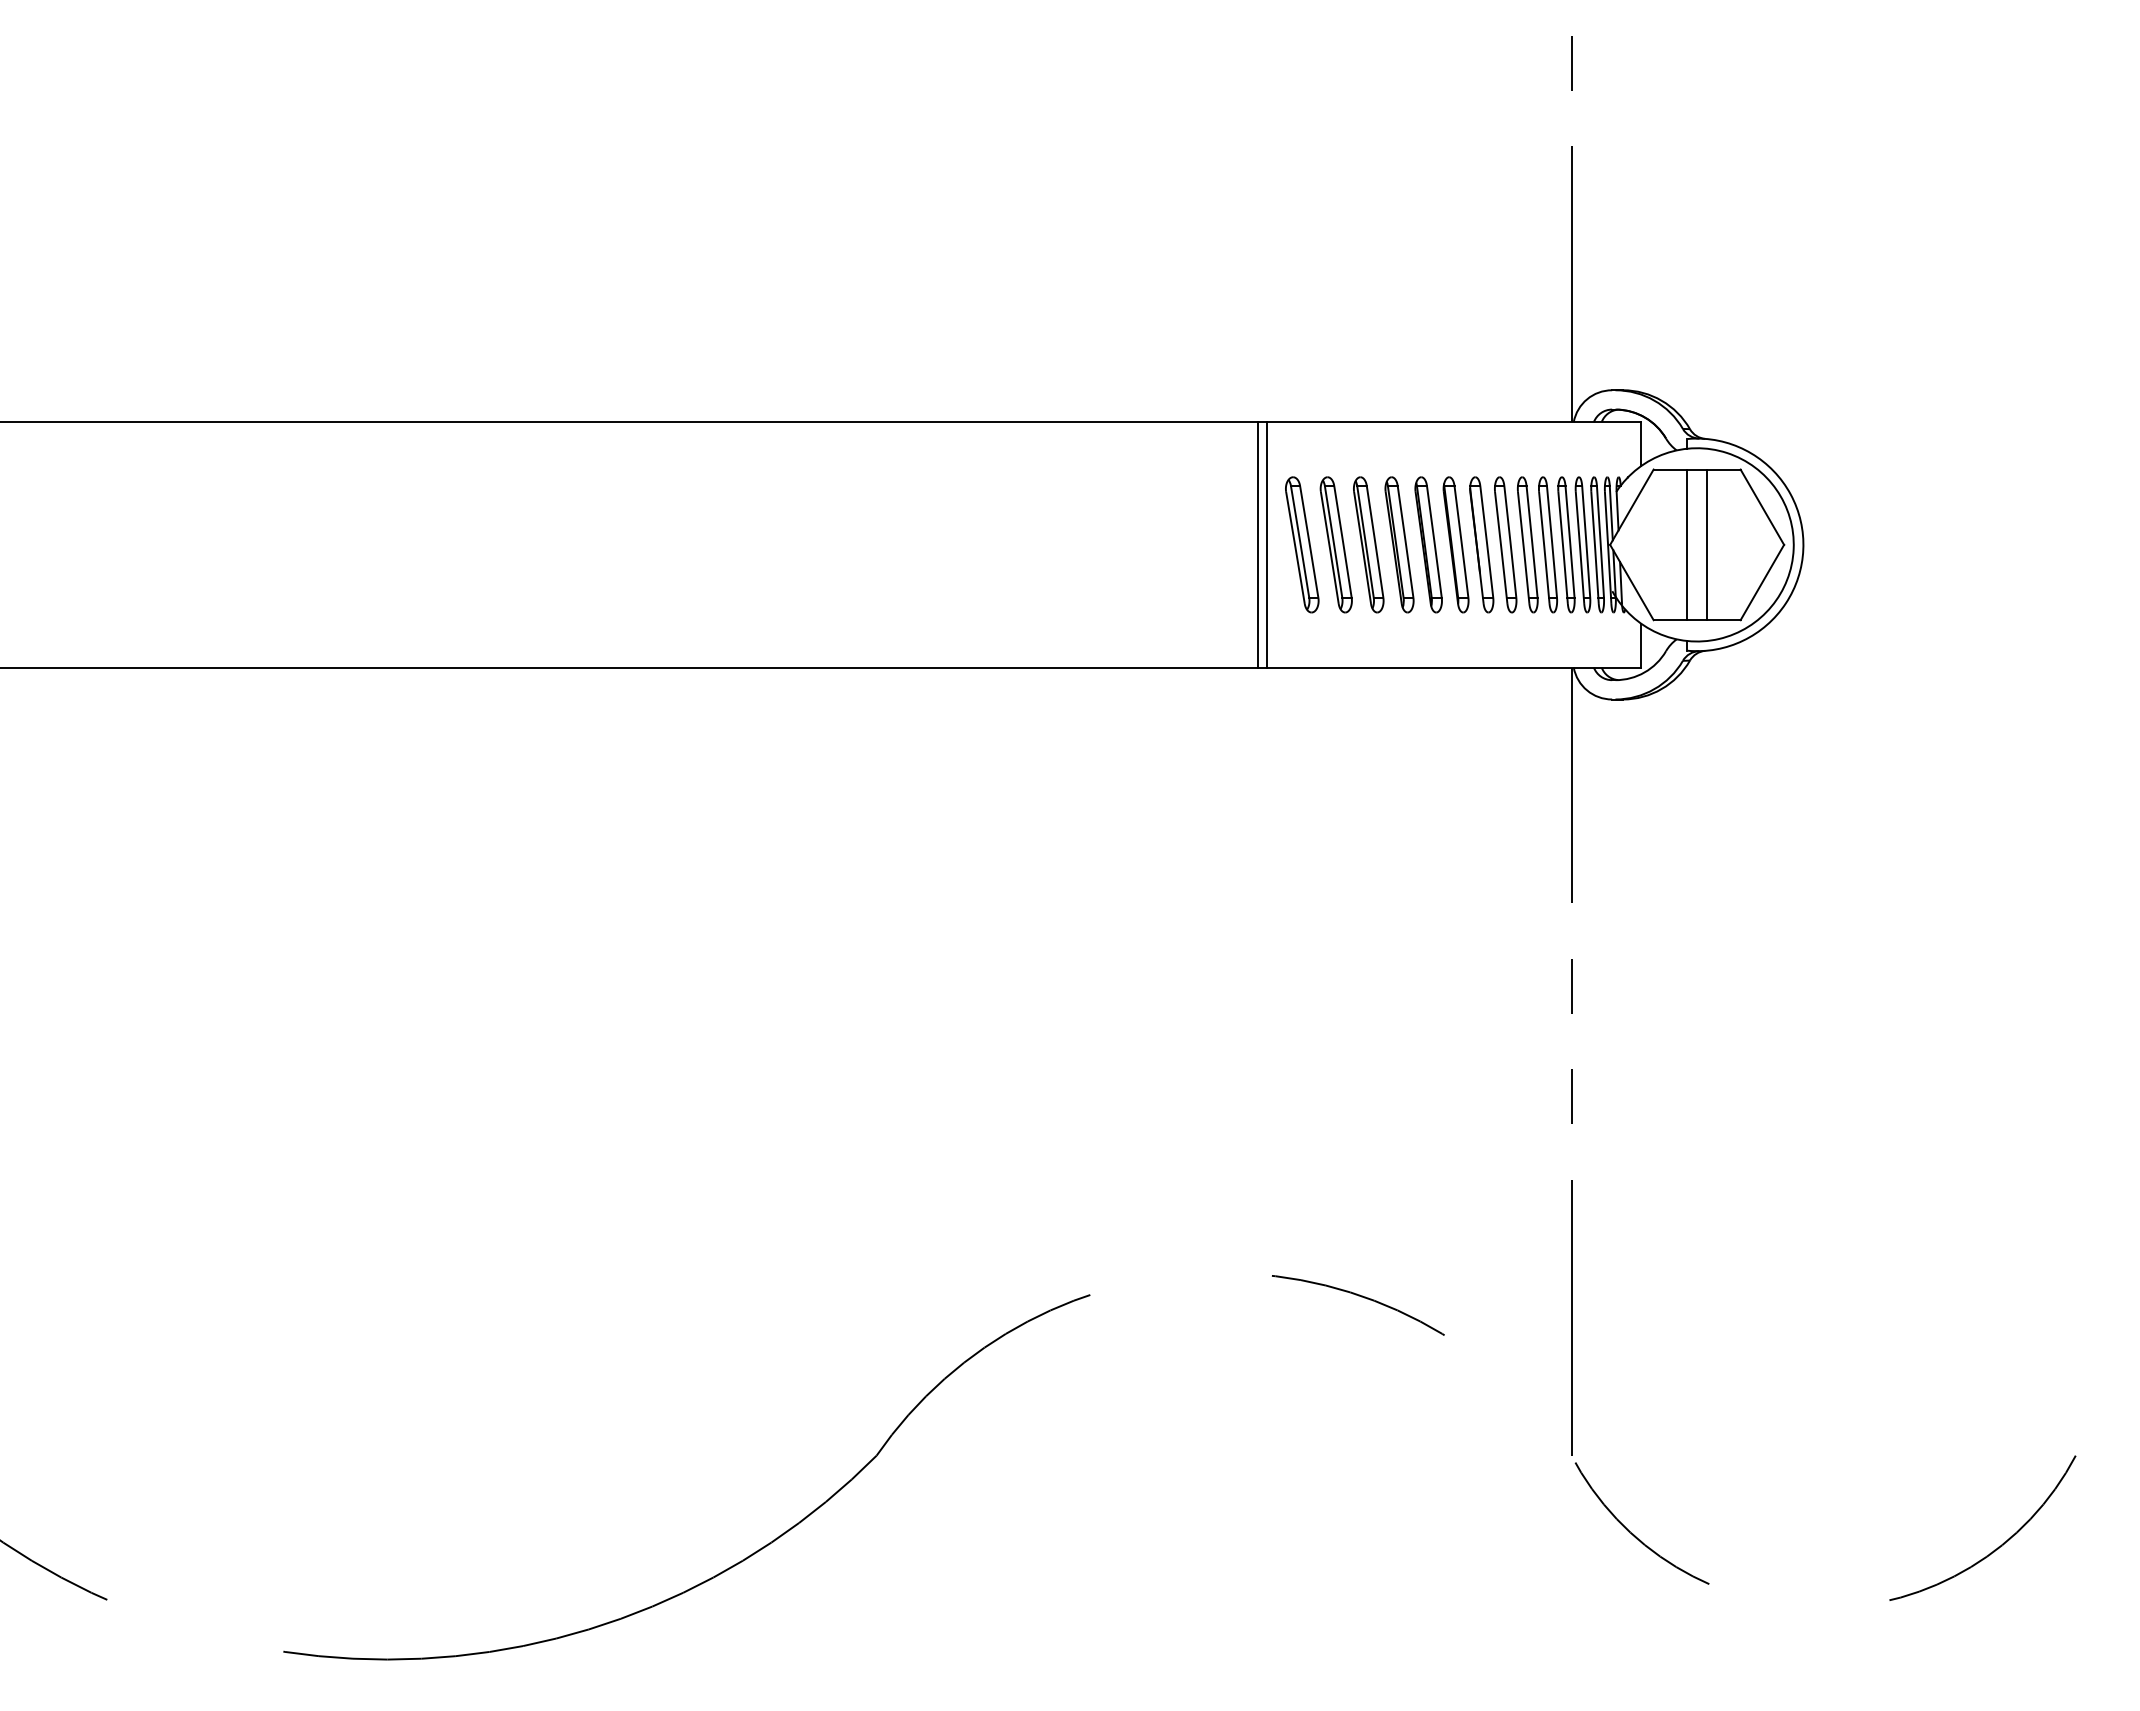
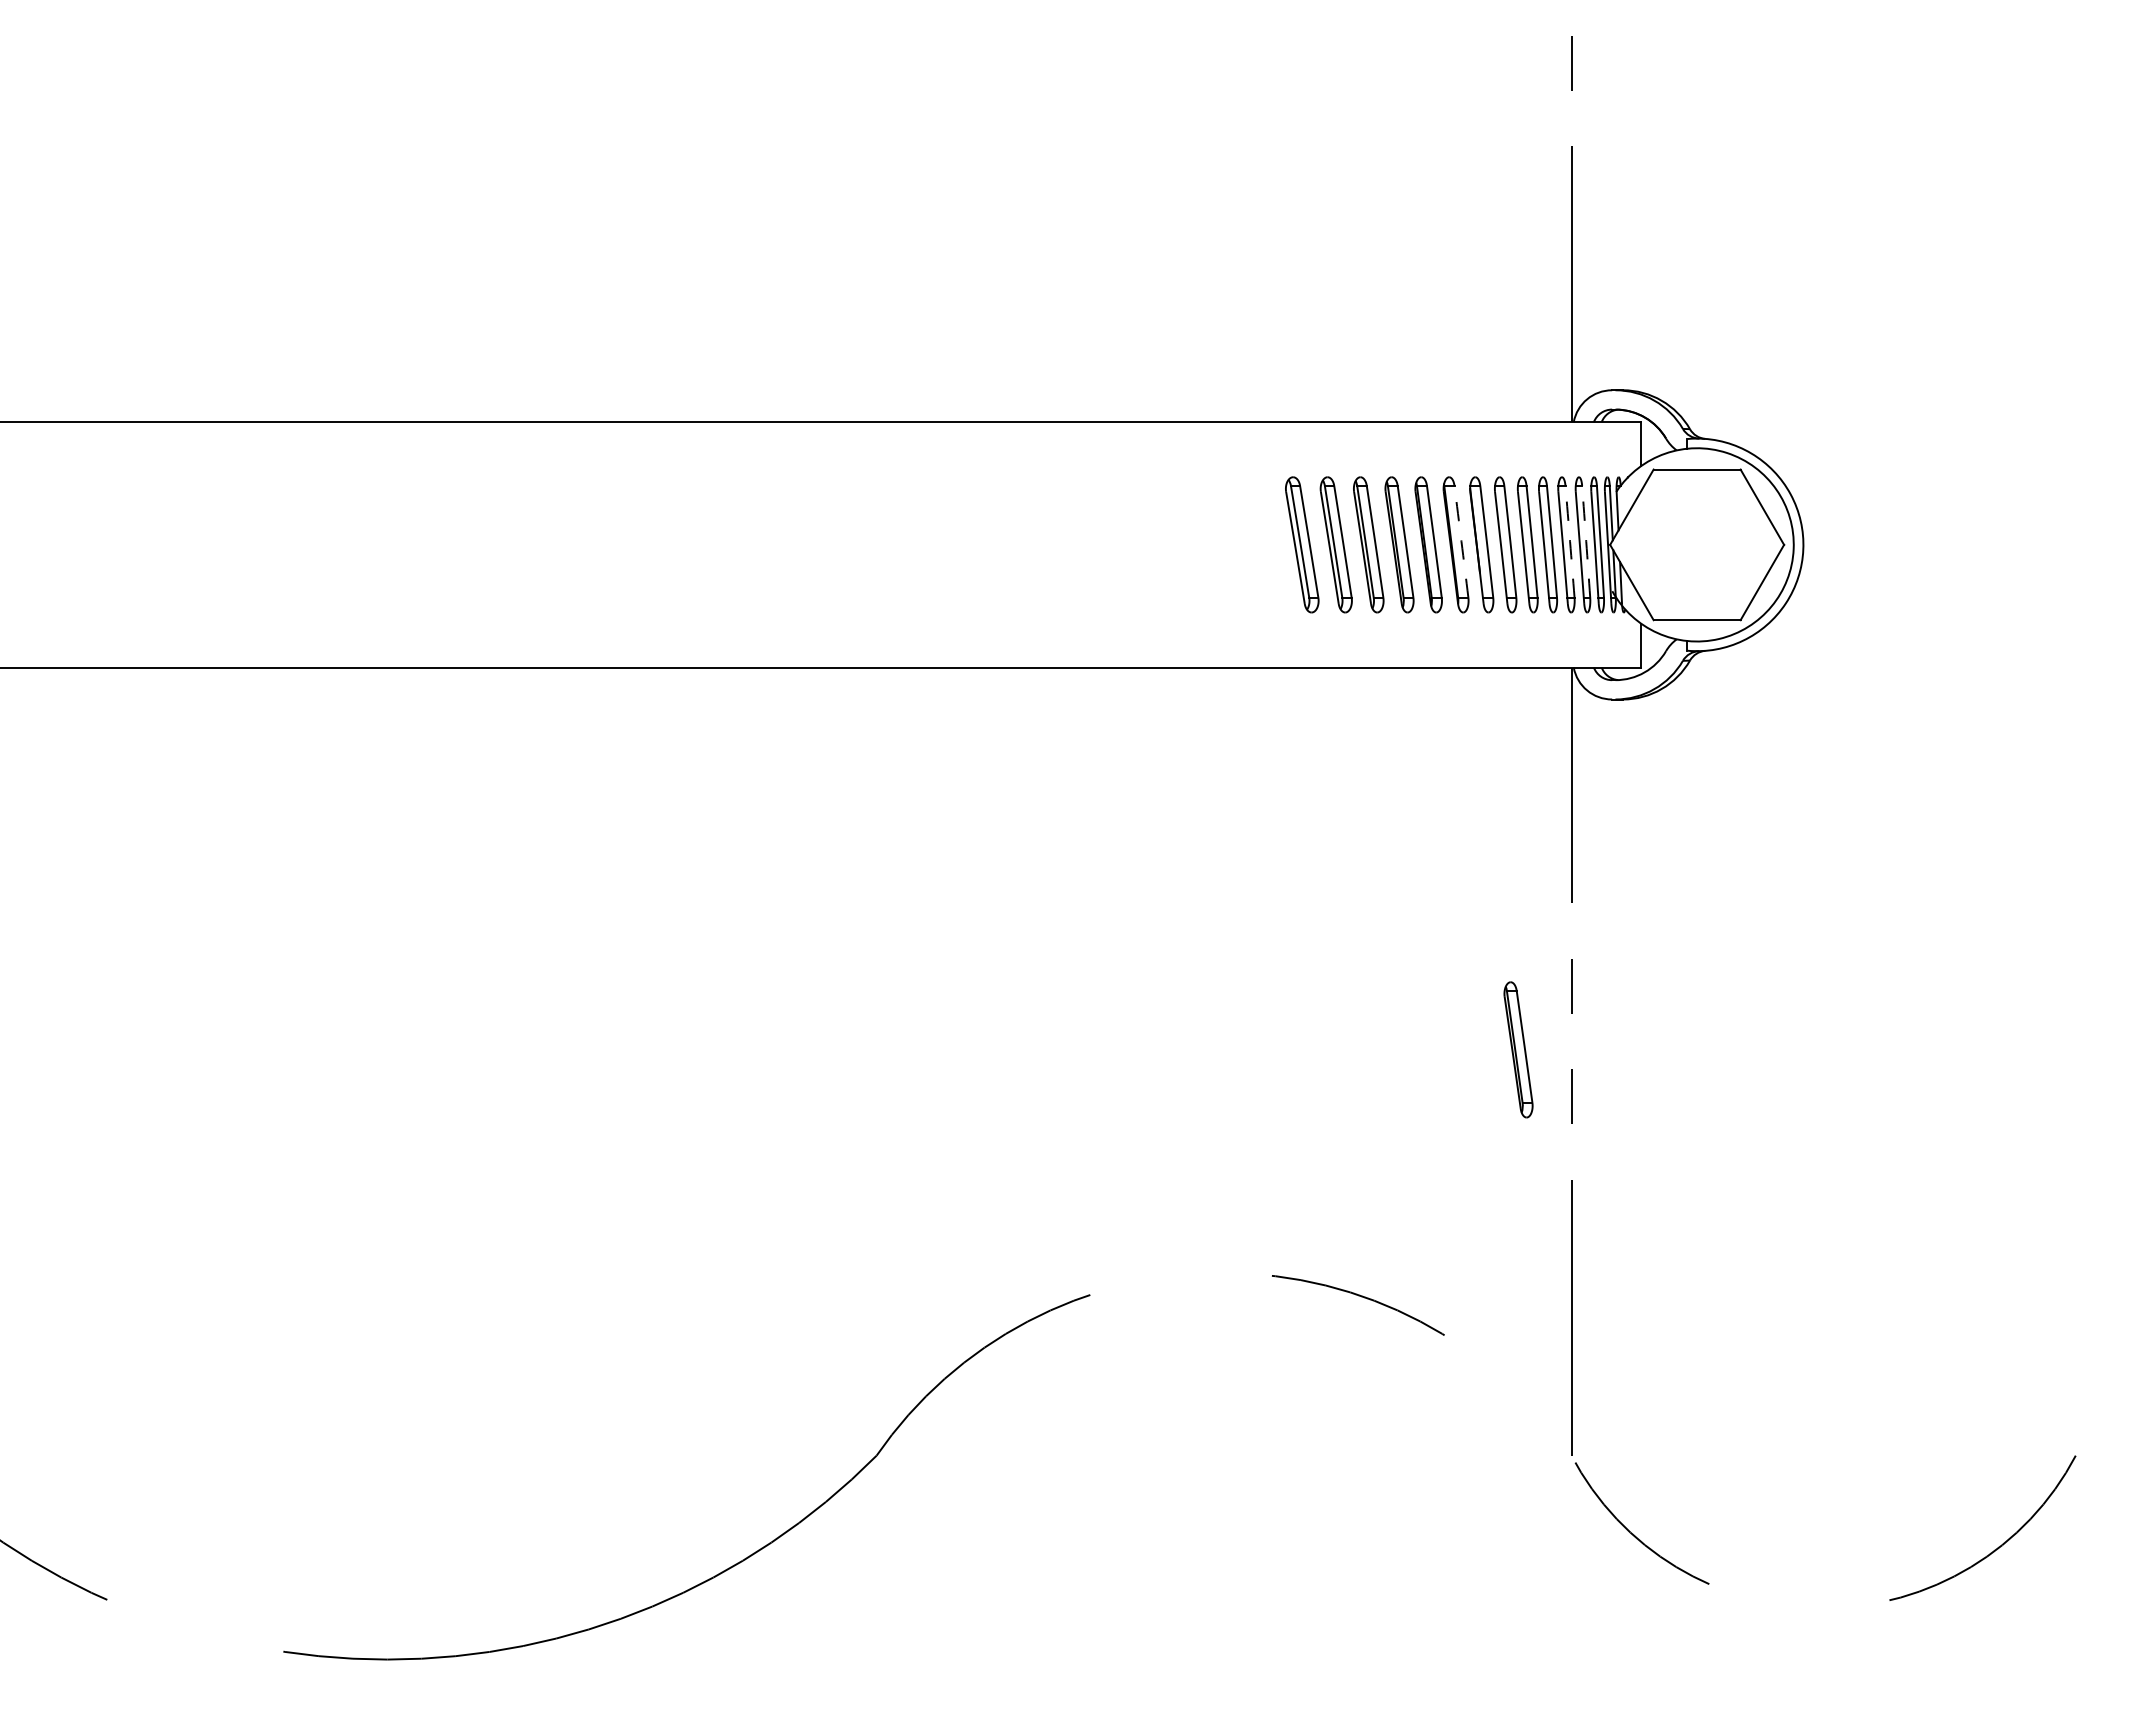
arc: solid -> dashed (1461, 541)
arc: solid -> dashed (1570, 541)
arc: solid -> dashed (1586, 541)
line: present -> none (1257, 544)
line: present -> none (1266, 544)
line: present -> none (1687, 544)
line: present -> none (1706, 544)
part: none -> present (1518, 1049)
